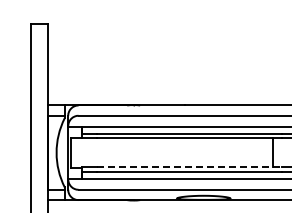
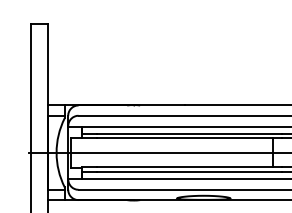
line: none -> present (158, 152)
line: dashed -> solid (189, 167)
